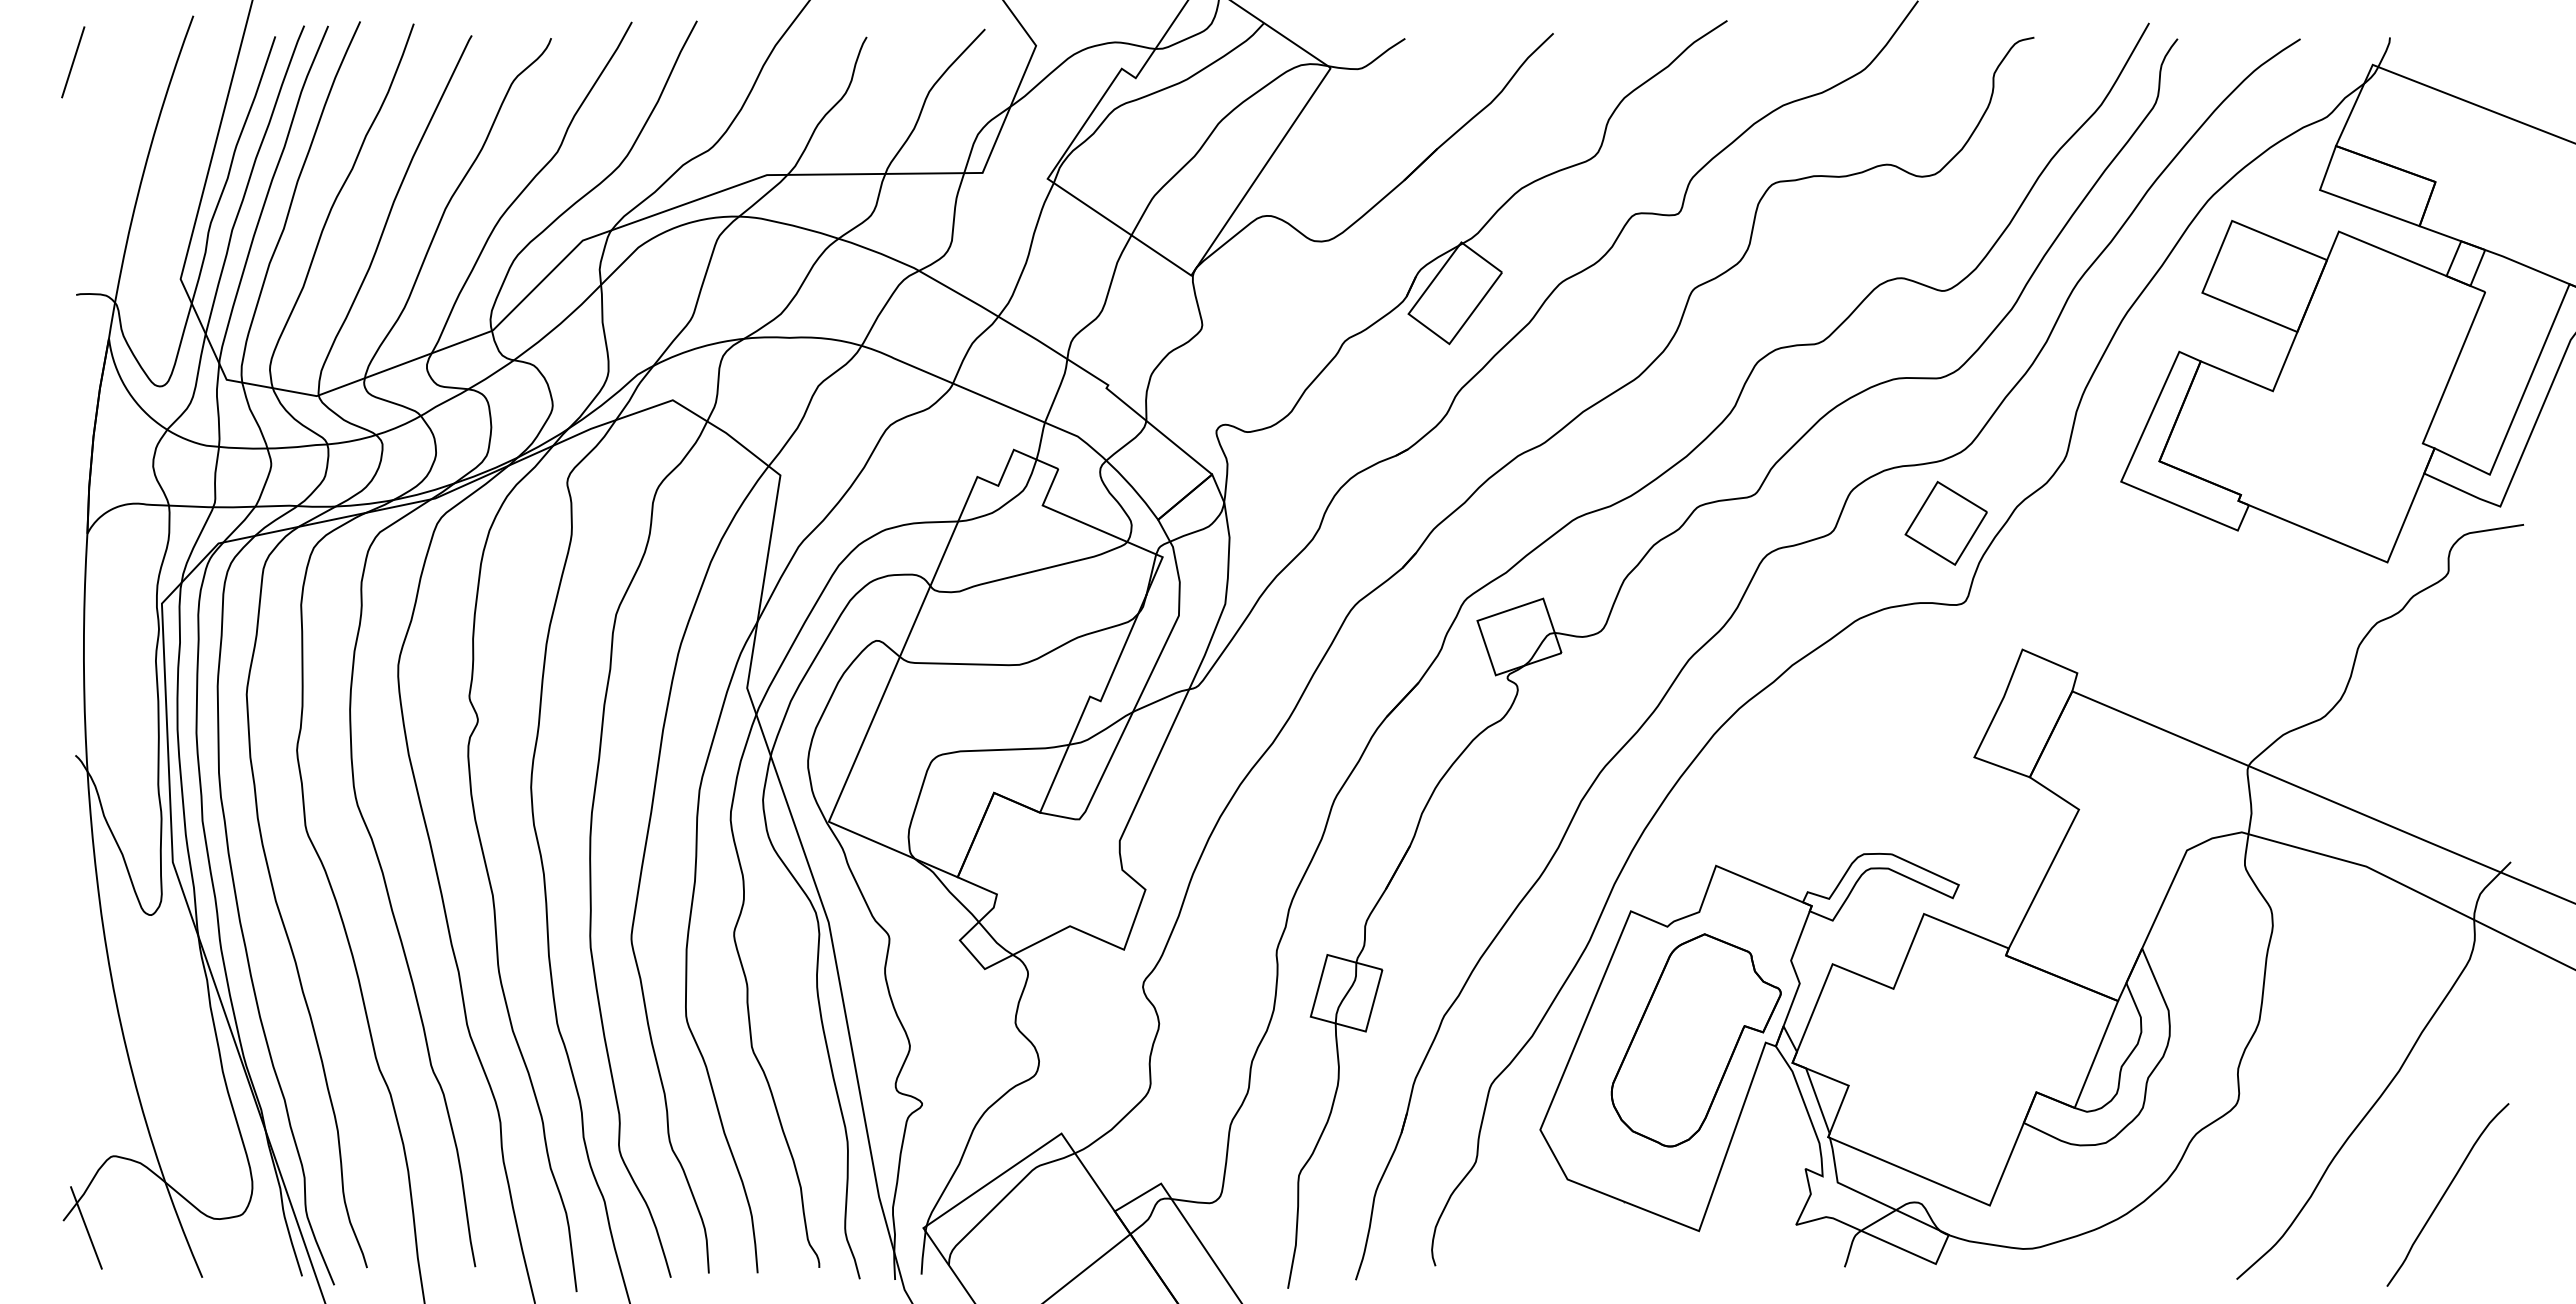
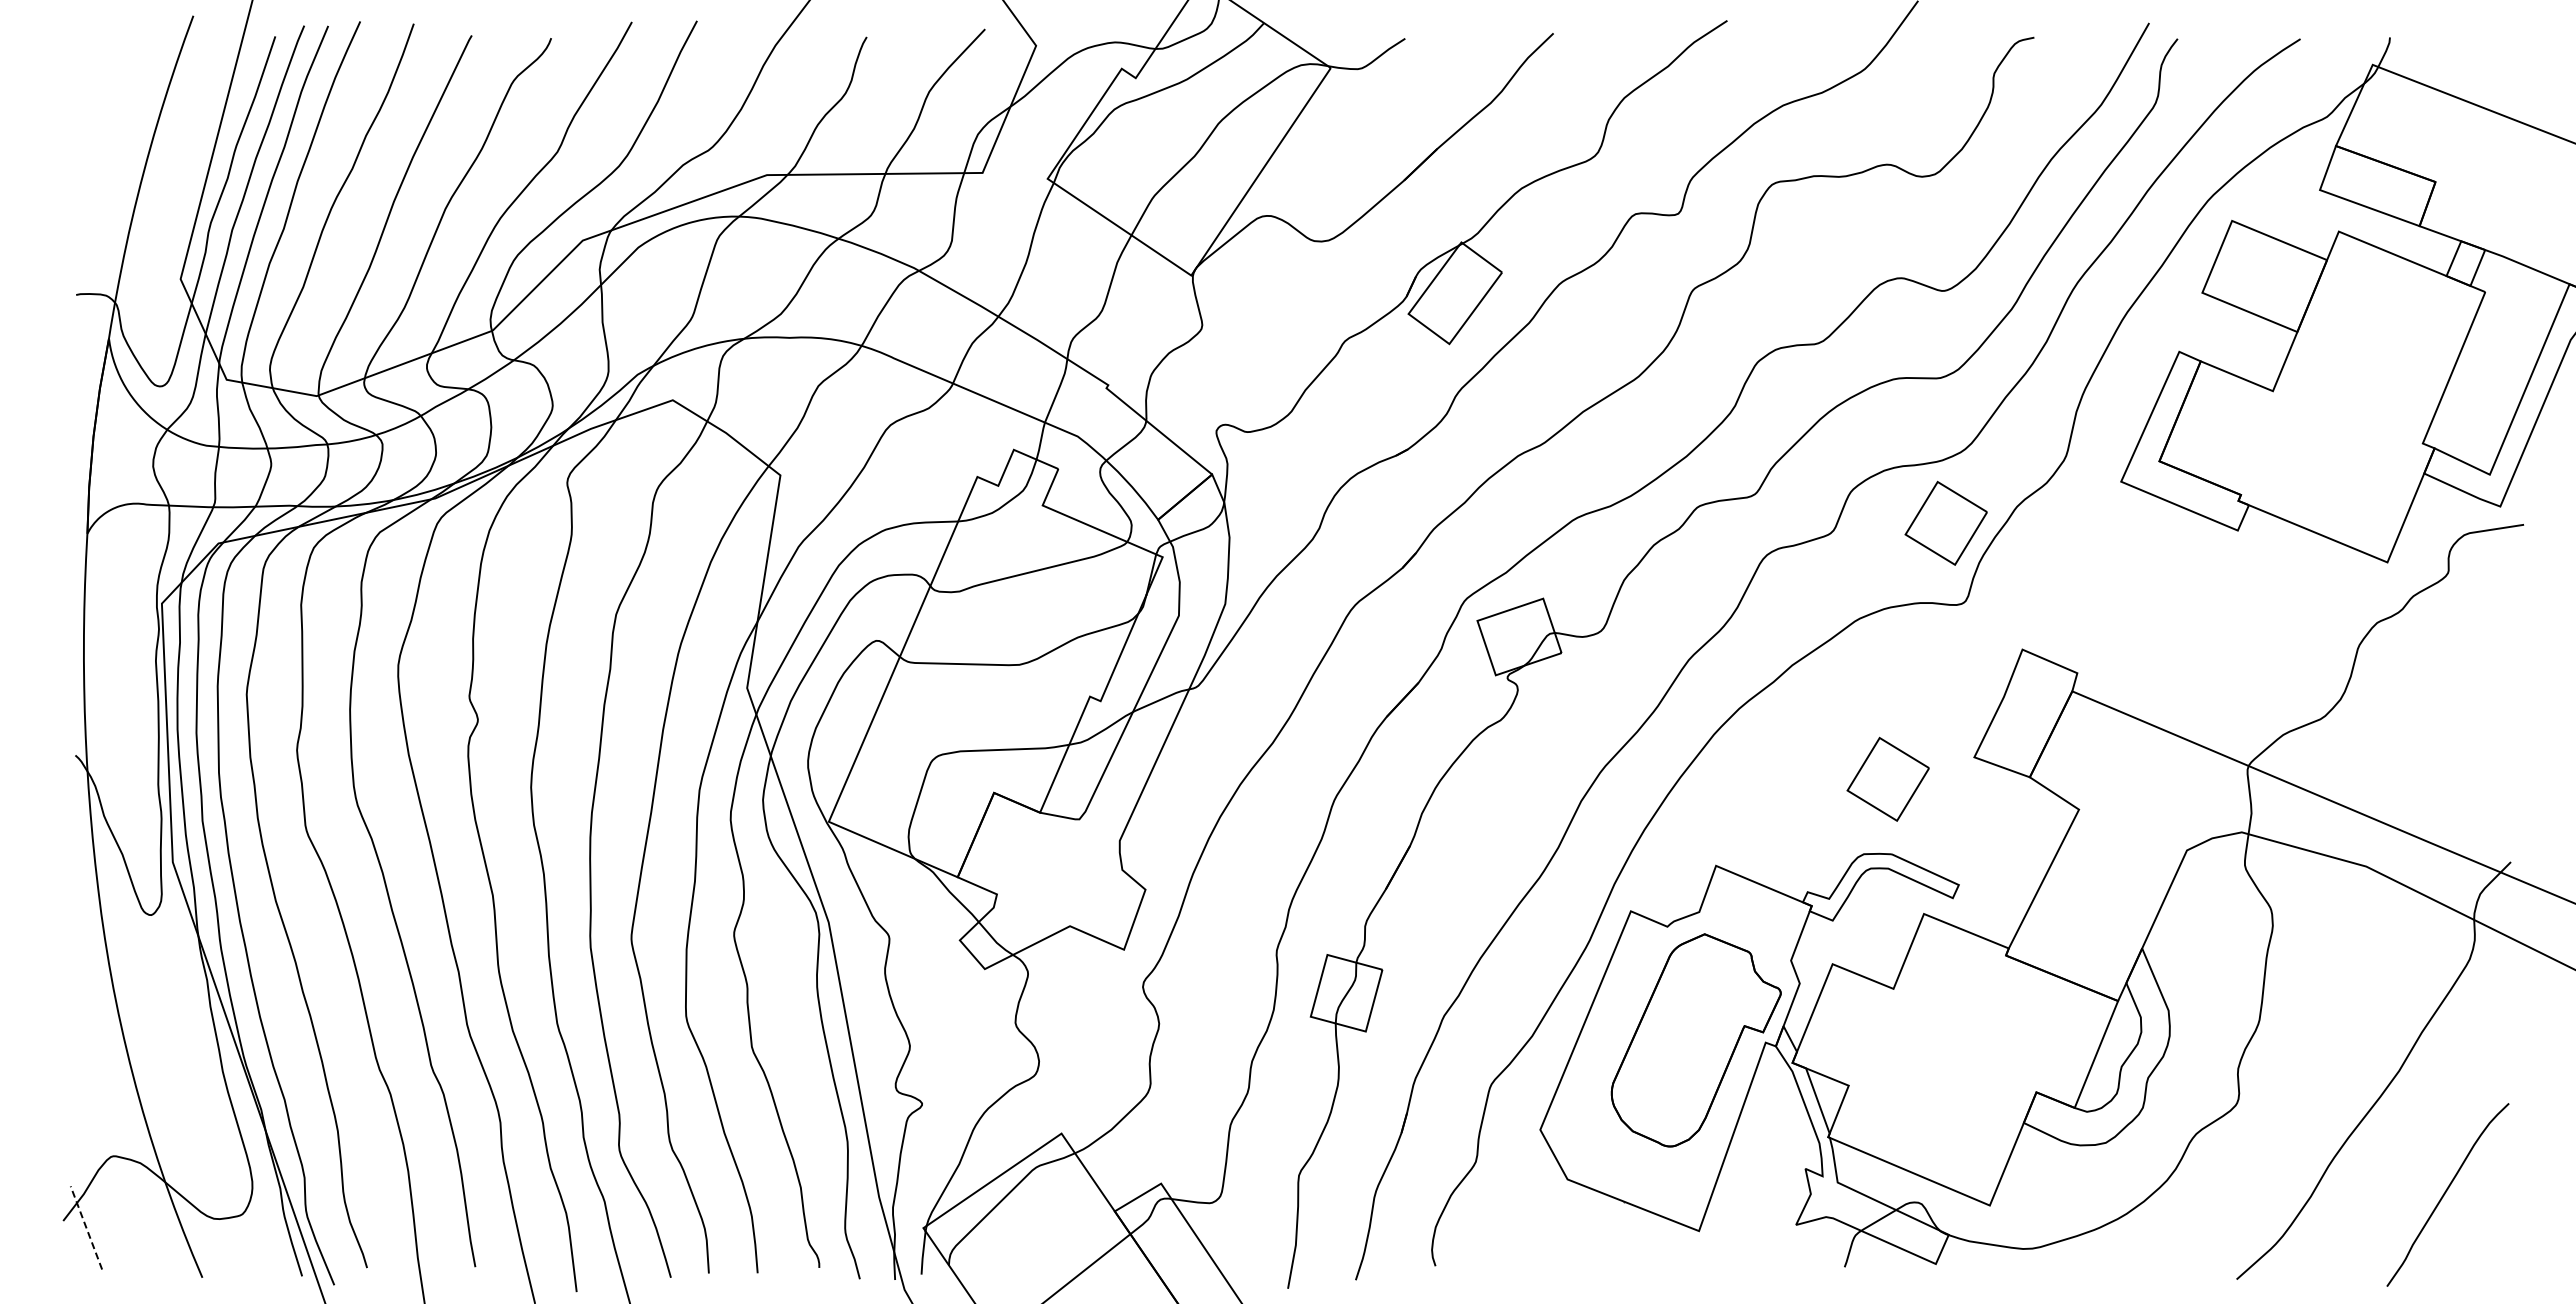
line: present -> none (73, 62)
part: none -> present (1887, 778)
line: solid -> dashed (86, 1227)
